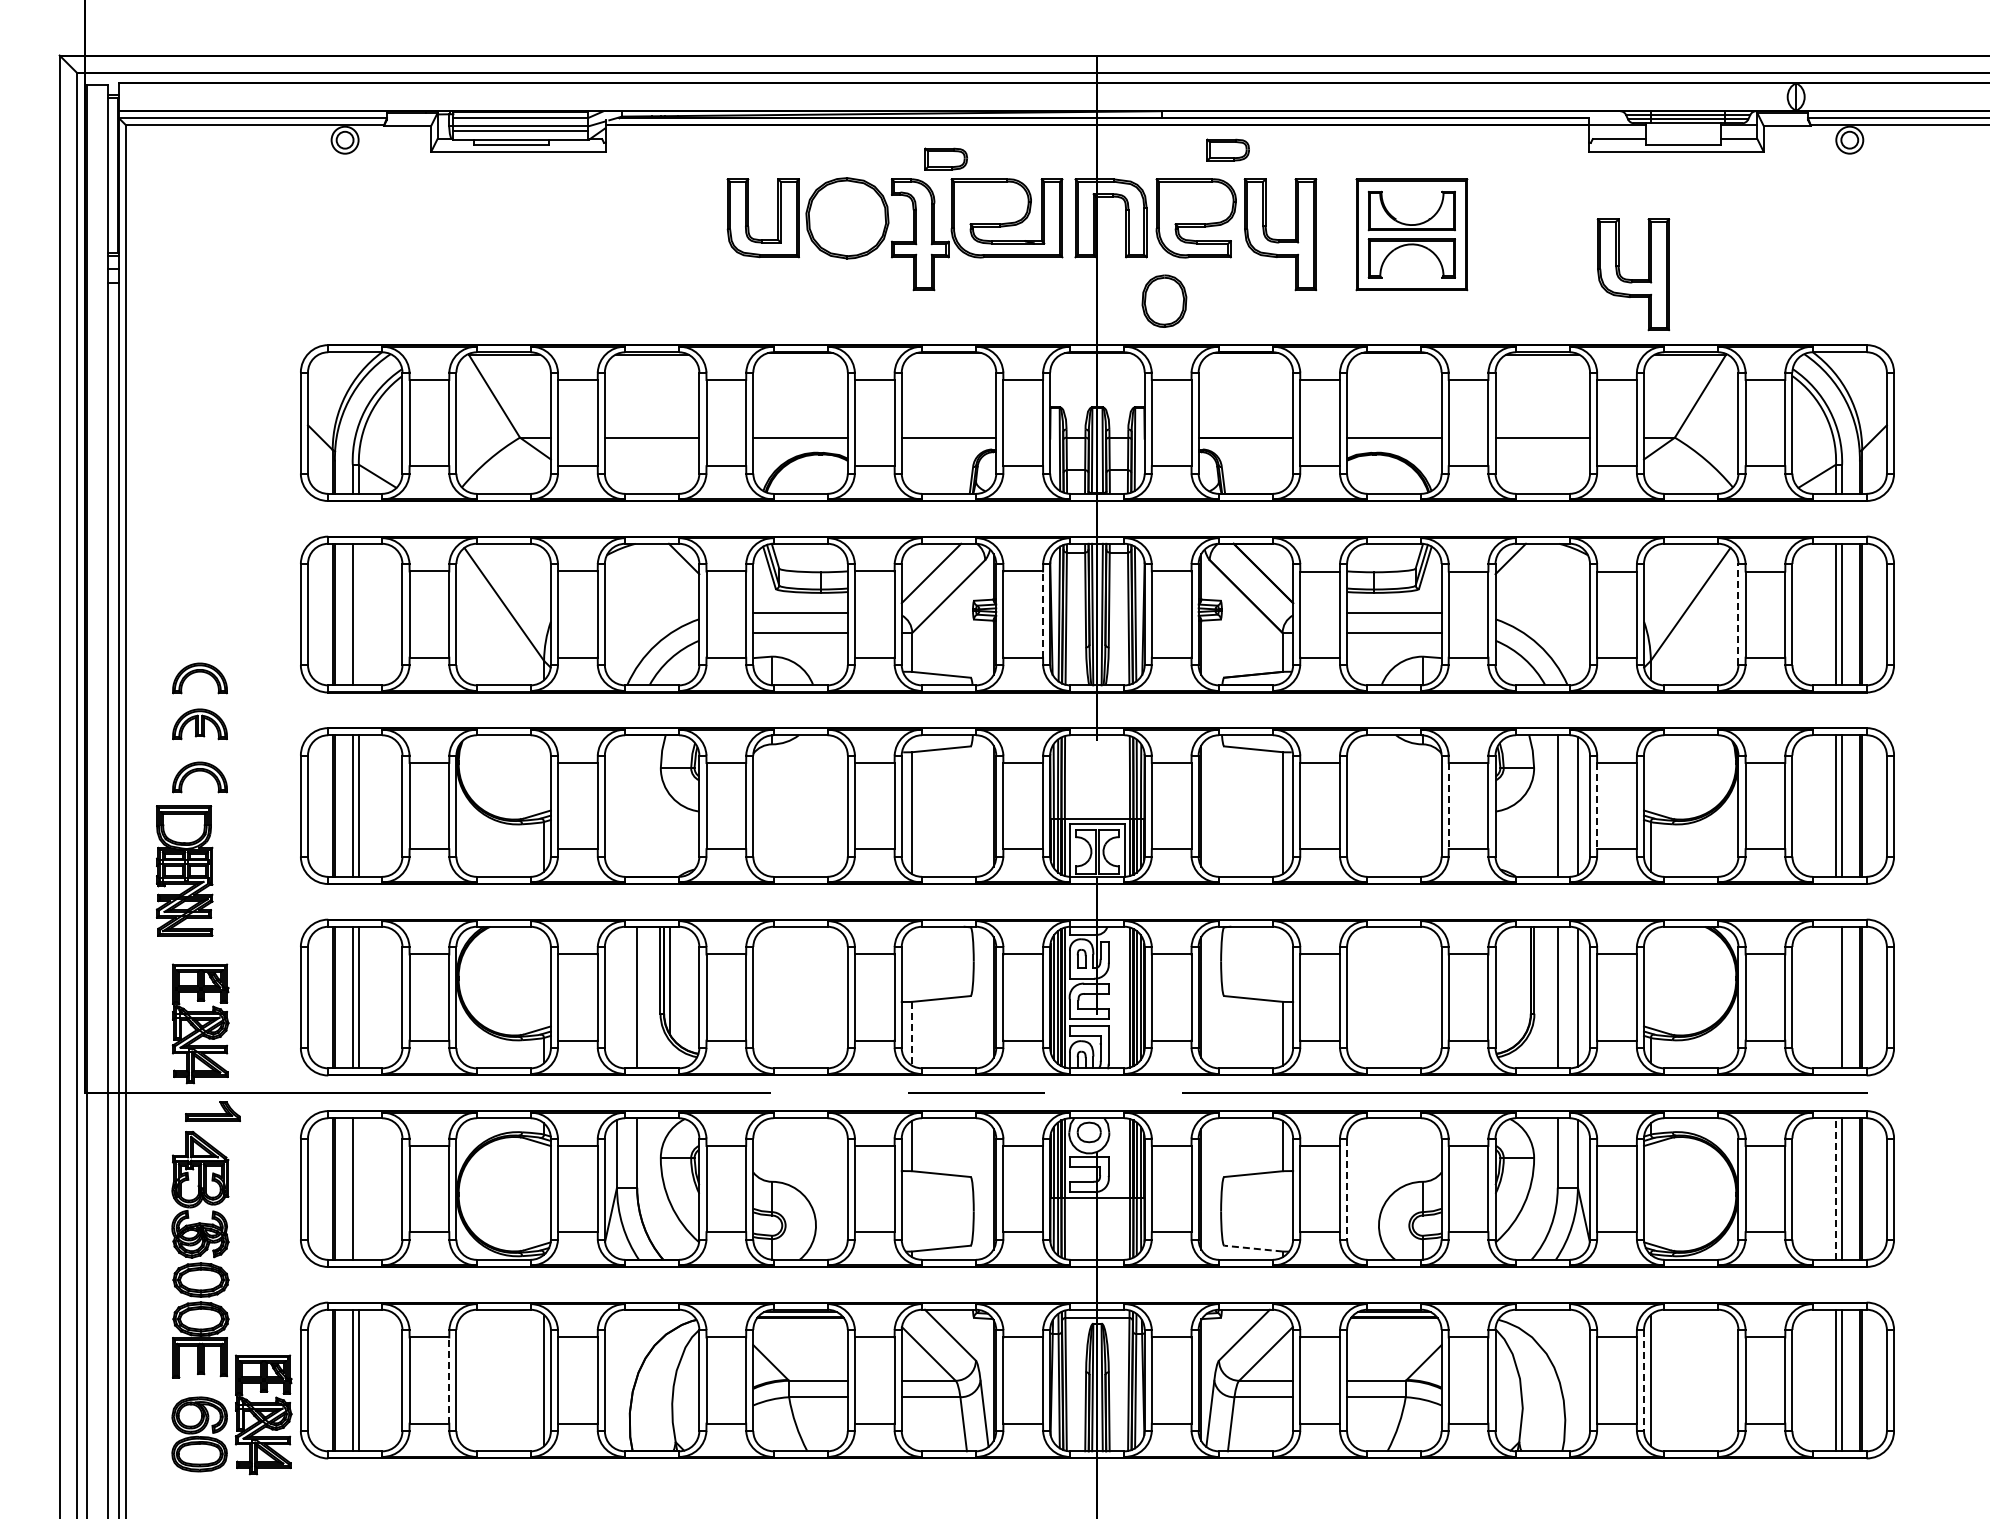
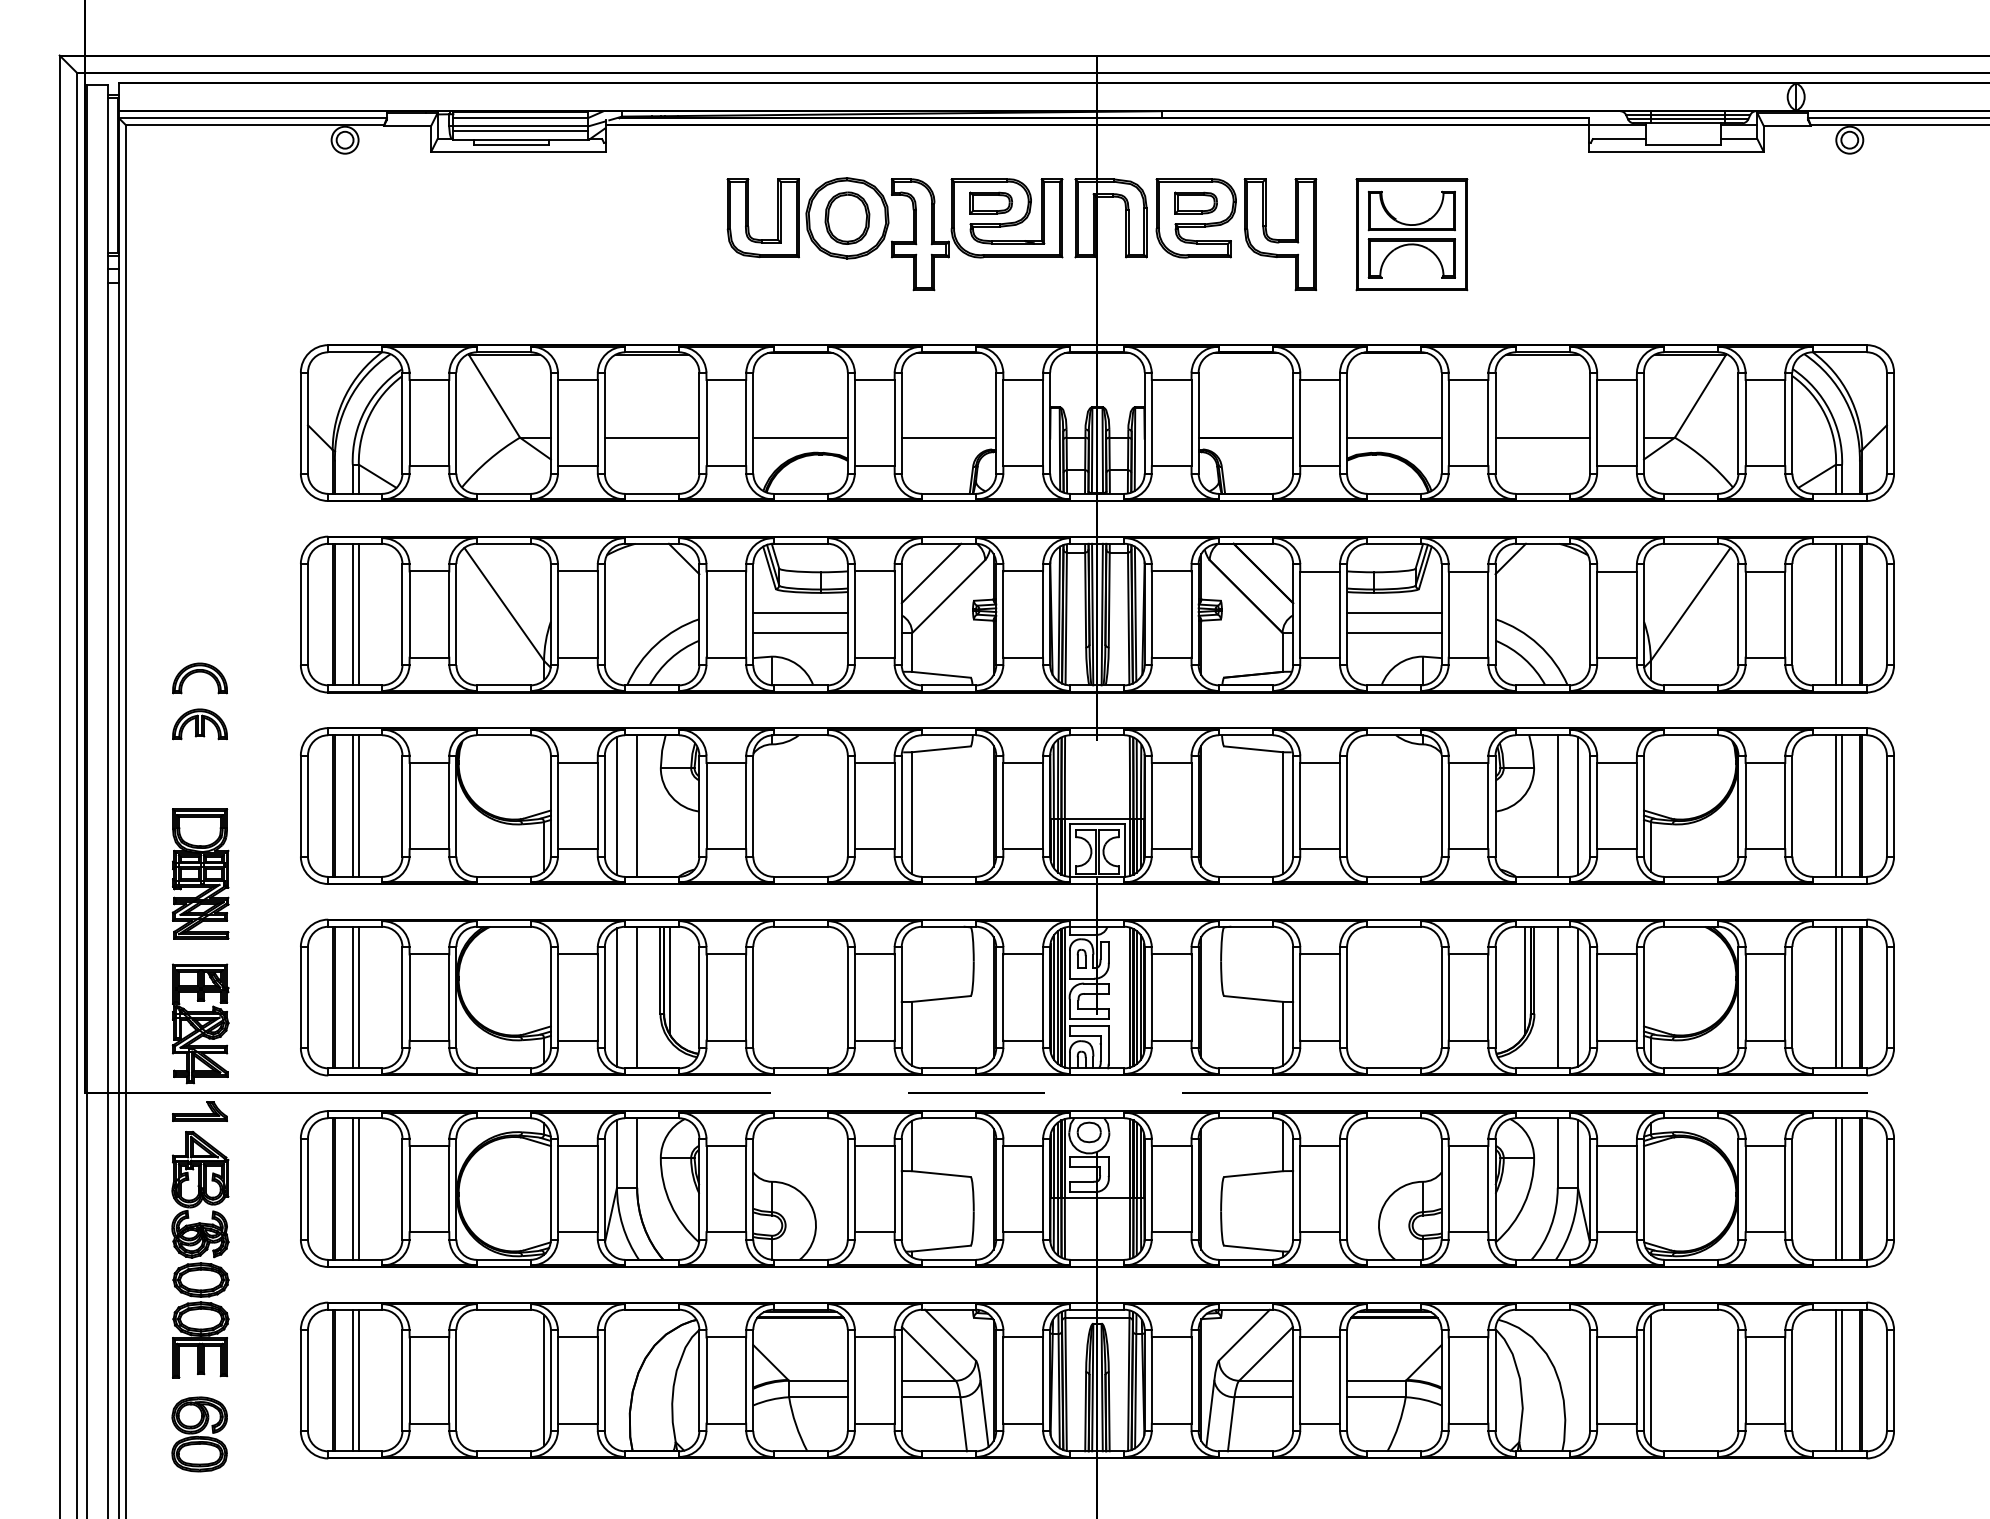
part position: (1227, 149) -> (1195, 202) (1195, 202)
part position: (945, 158) -> (990, 202) (990, 202)
part: present -> none (1633, 274)
part position: (1164, 300) -> (847, 217) (847, 217)
line: none -> present (358, 614)
line: dashed -> solid (1043, 614)
line: dashed -> solid (1738, 614)
part: present -> none (199, 777)
line: none -> present (637, 805)
line: none -> present (617, 806)
line: dashed -> solid (1448, 806)
line: dashed -> solid (1597, 806)
part position: (184, 870) -> (200, 873) (200, 873)
line: none -> present (1524, 980)
line: none -> present (617, 997)
line: none -> present (1836, 997)
line: dashed -> solid (912, 1033)
part position: (212, 1111) -> (199, 1111) (199, 1111)
line: none -> present (358, 1188)
line: dashed -> solid (1347, 1189)
line: dashed -> solid (1836, 1189)
line: dashed -> solid (1252, 1248)
line: dashed -> solid (449, 1380)
line: dashed -> solid (1643, 1380)
part: present -> none (263, 1414)
